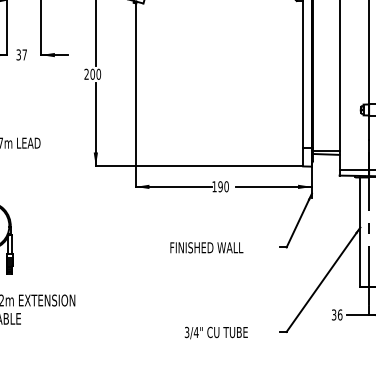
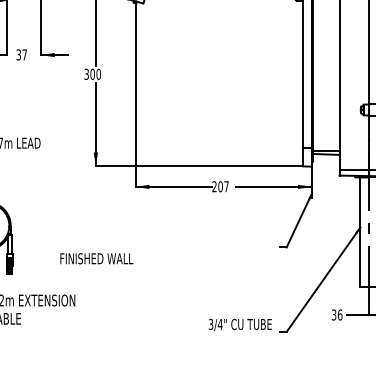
text: 200 -> 300 (86, 74)
text: 190 -> 207 (220, 186)
text position: (206, 247) -> (96, 258) (96, 258)
text position: (215, 332) -> (239, 324) (239, 324)
